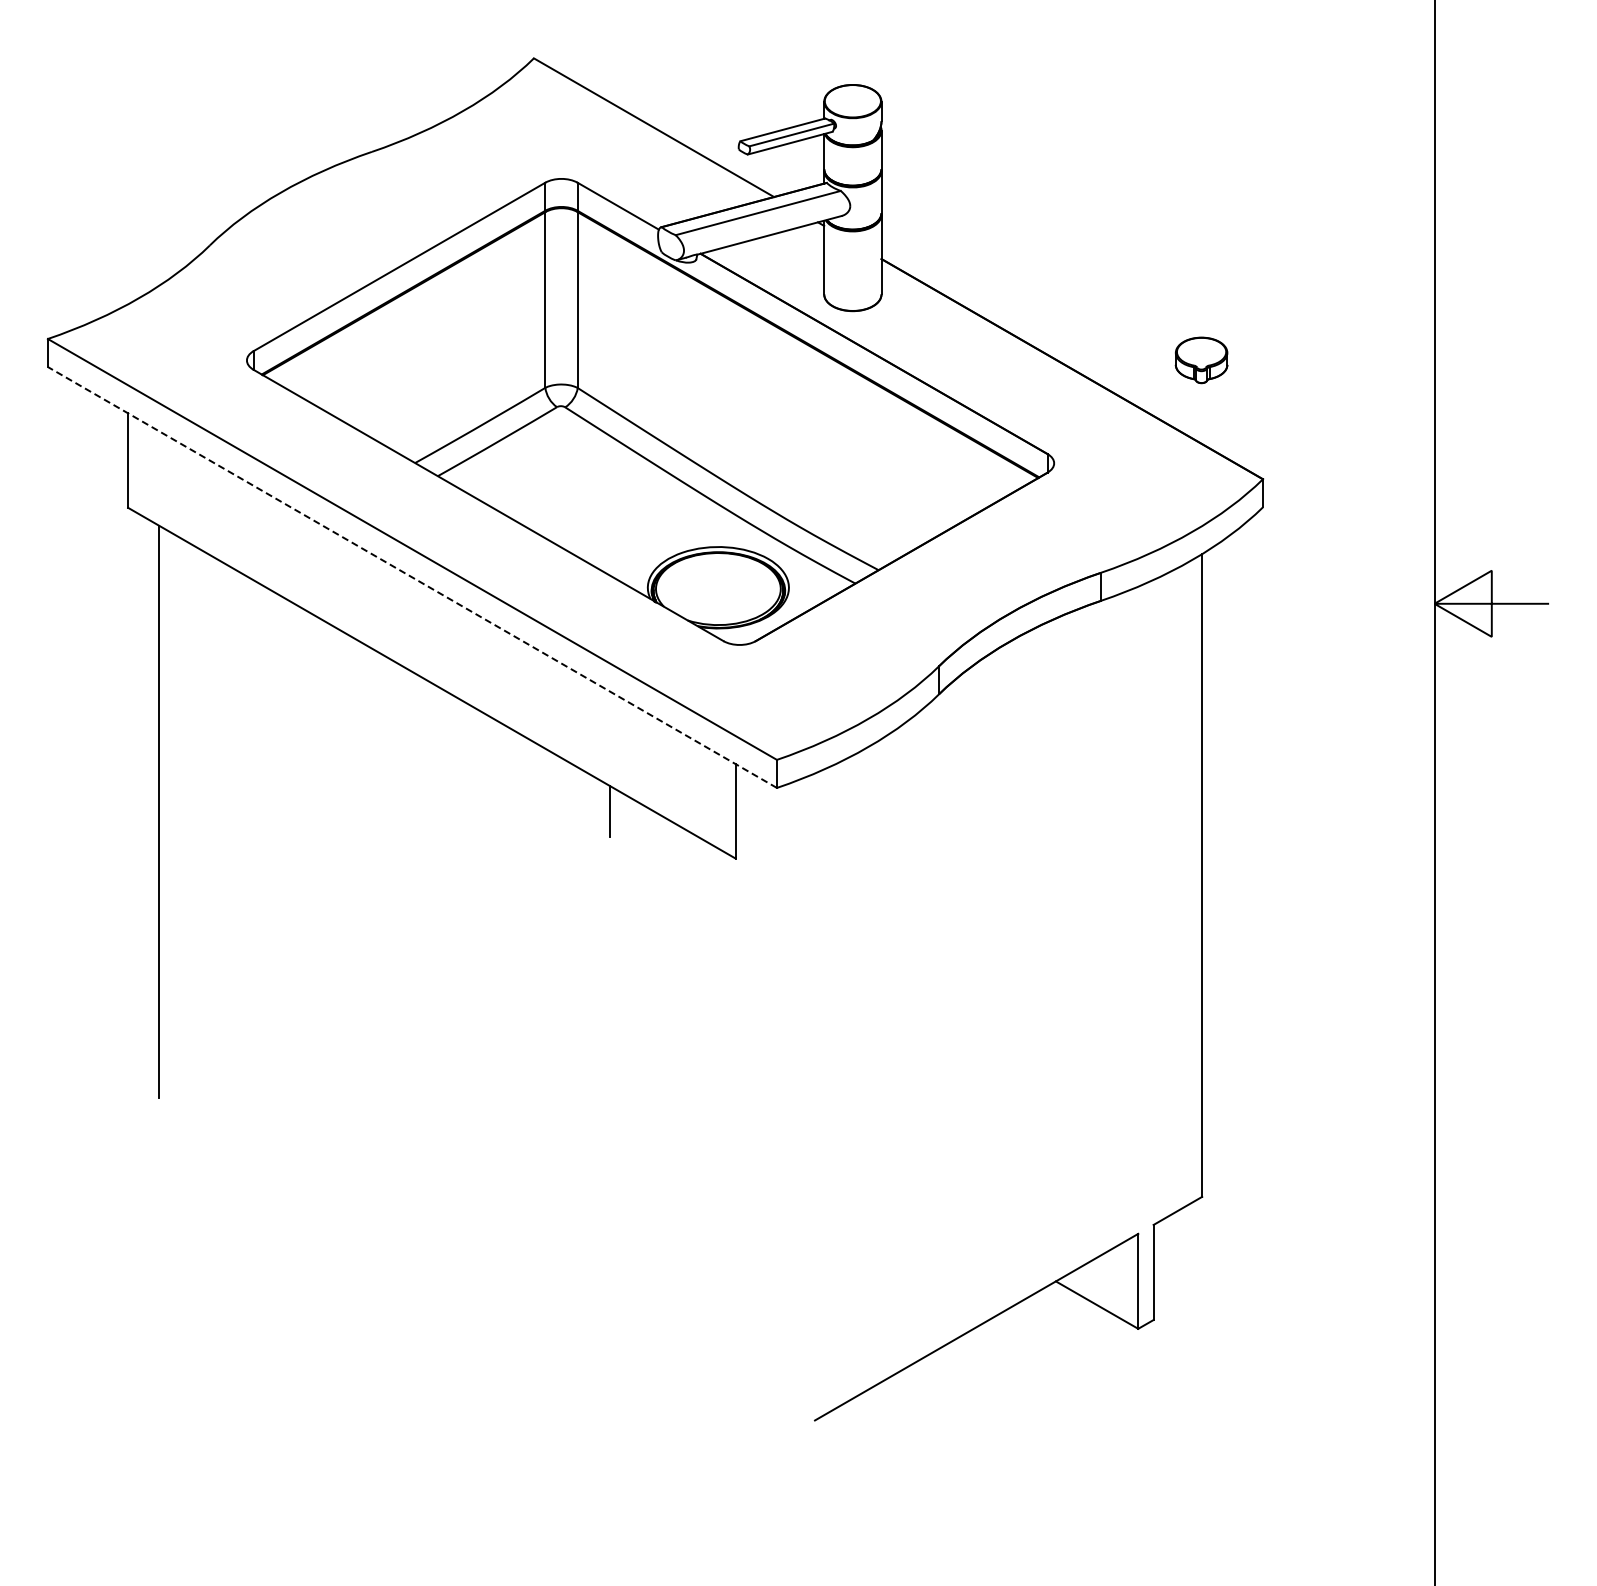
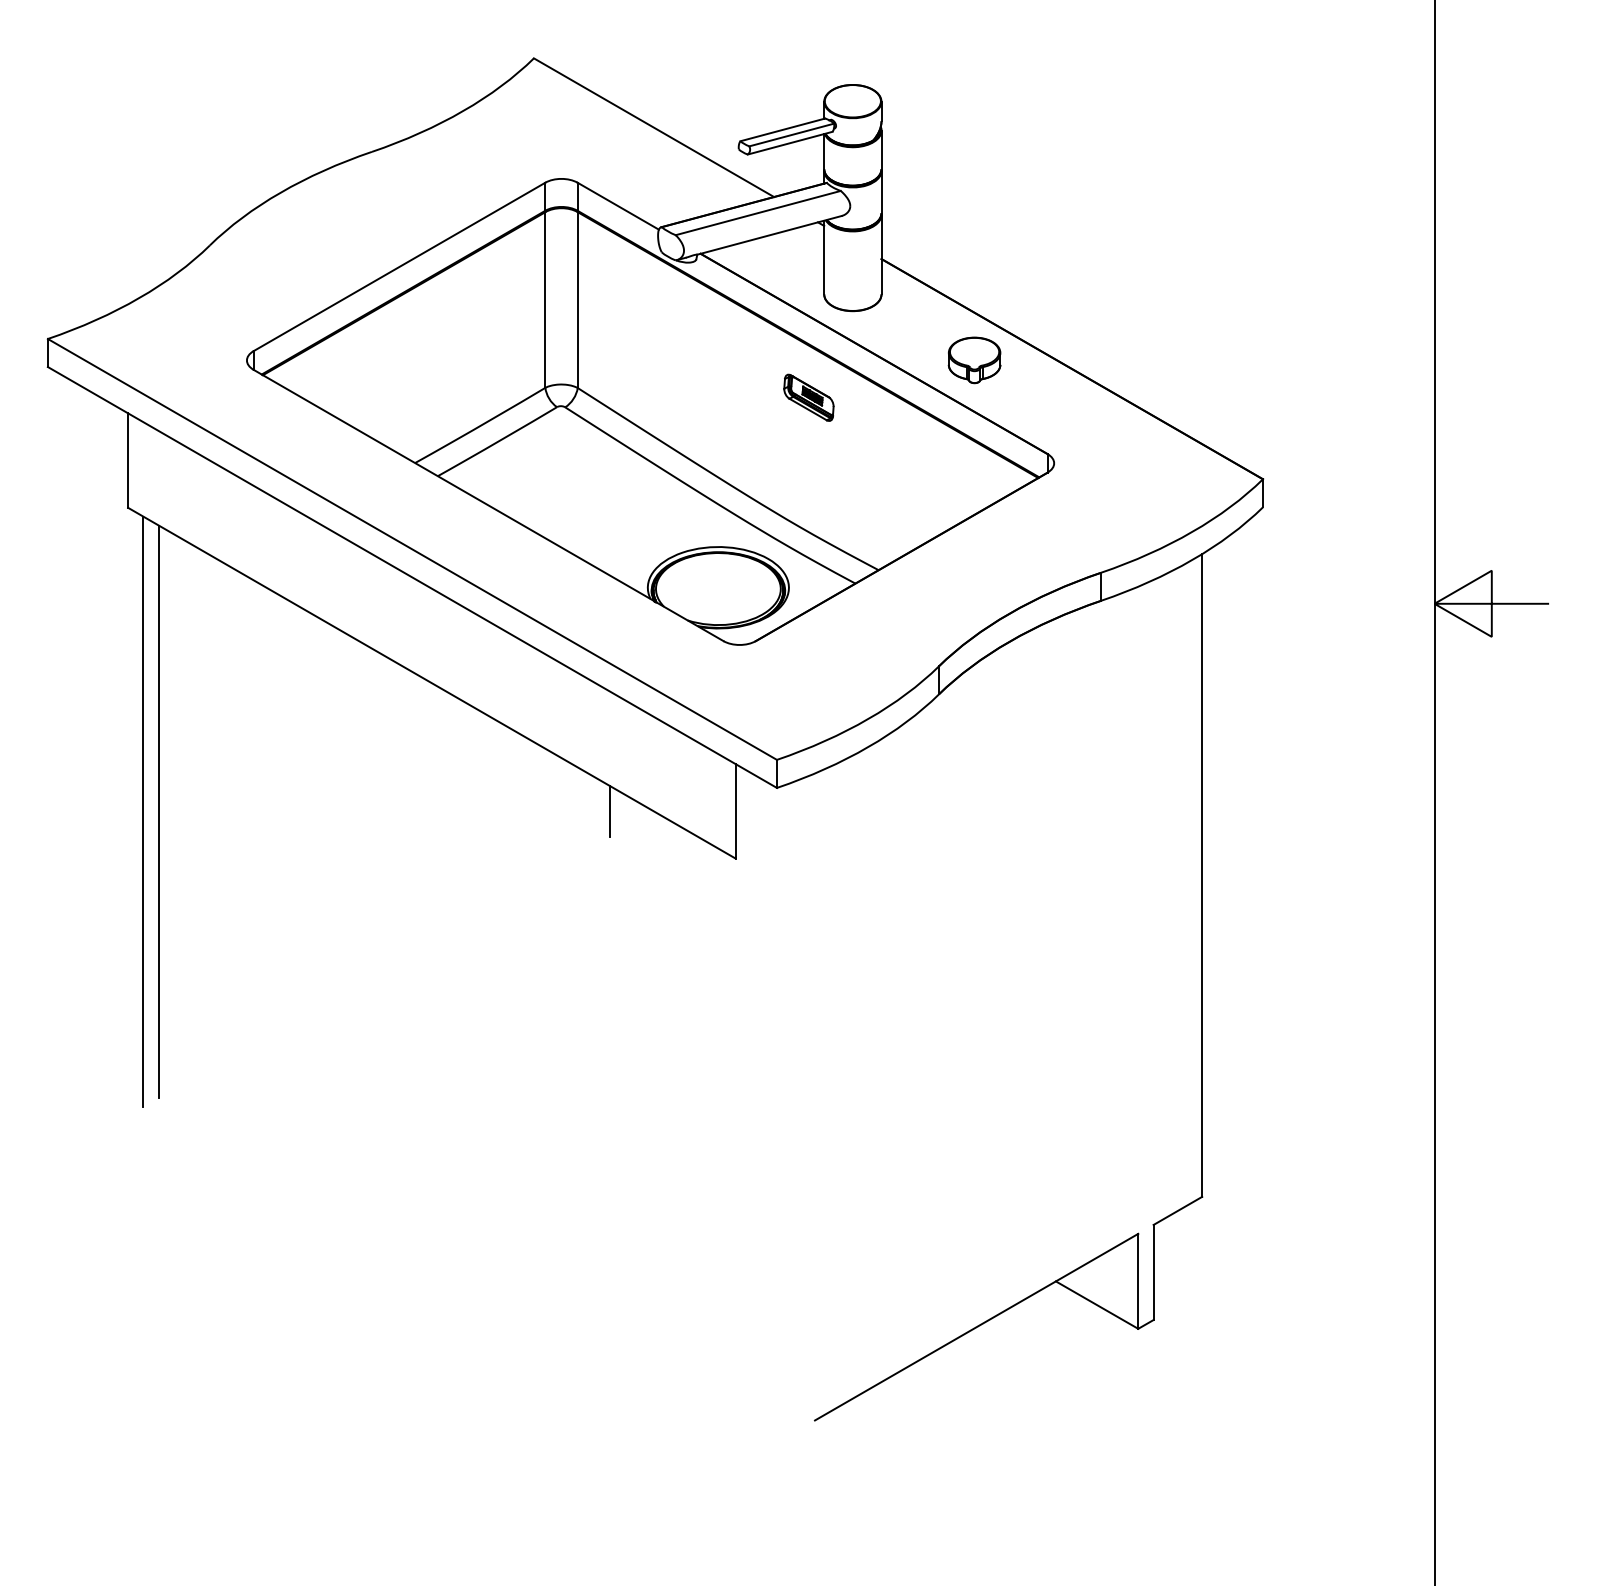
part position: (1201, 360) -> (974, 360) (974, 360)
part: none -> present (808, 397)
line: dashed -> solid (412, 577)
line: none -> present (143, 811)
